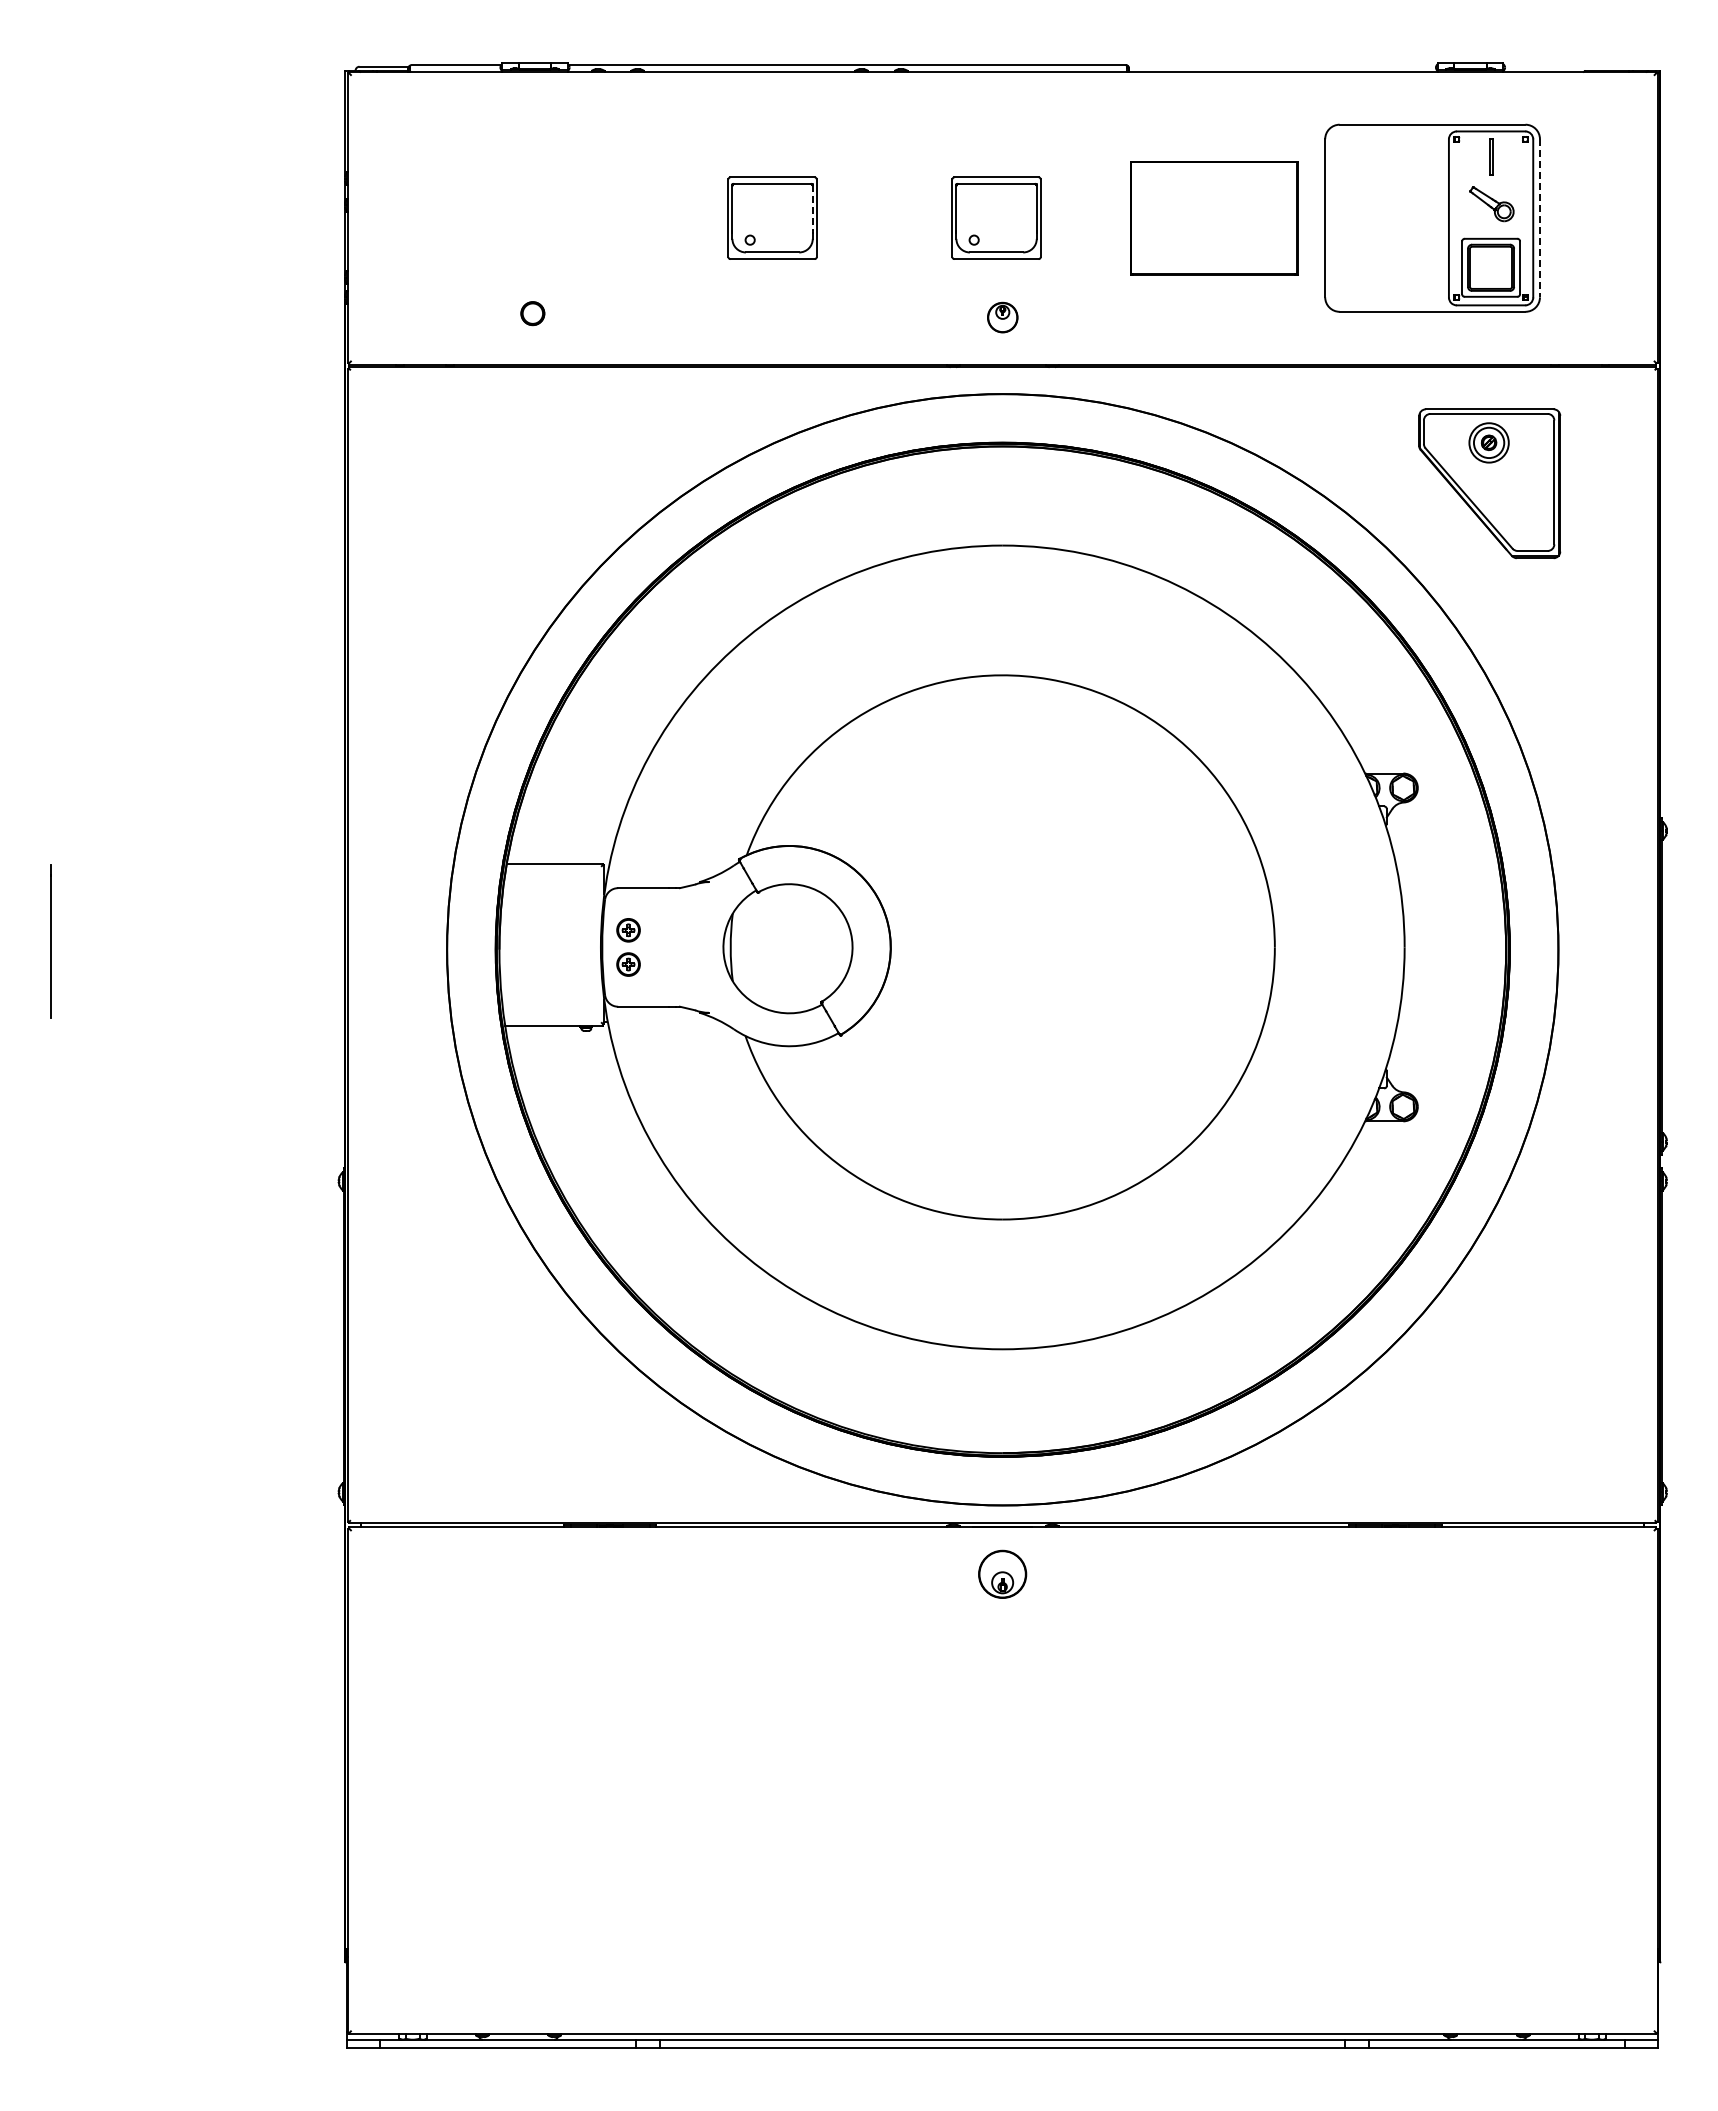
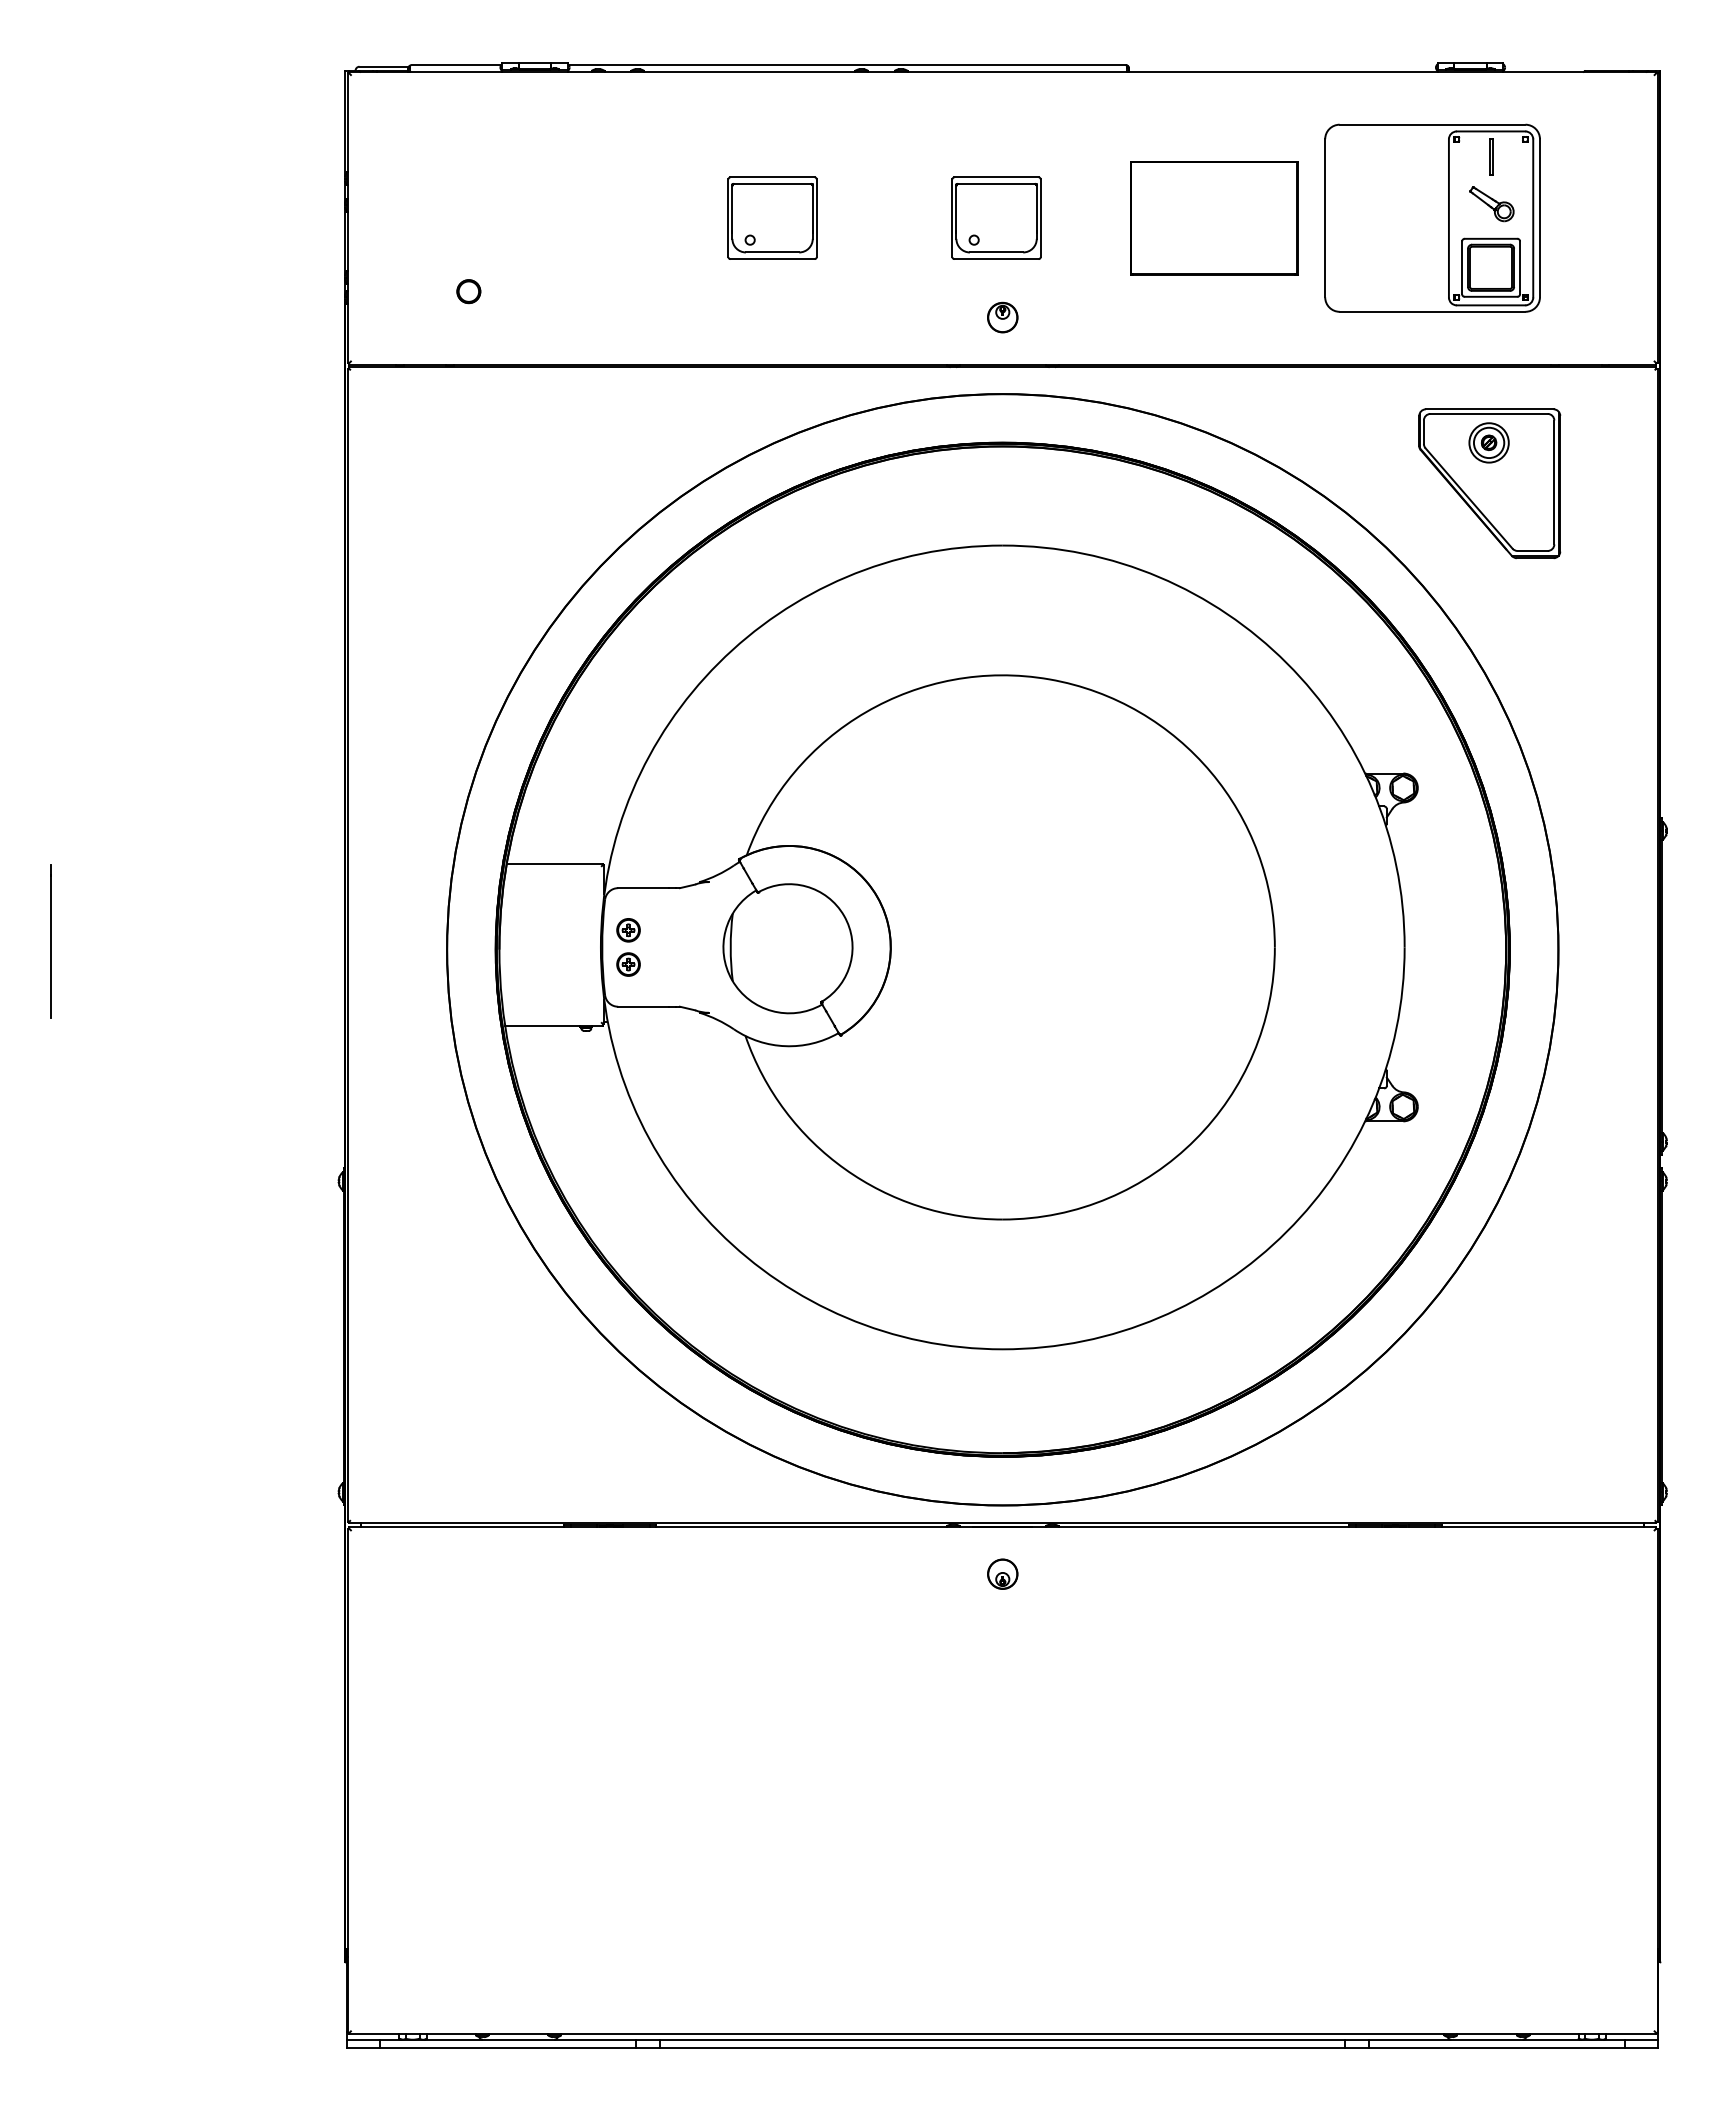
line: dashed -> solid (812, 208)
line: dashed -> solid (1539, 218)
part position: (532, 313) -> (468, 291) (468, 291)
part size: 50x50 px -> 32x32 px (1002, 1573)
